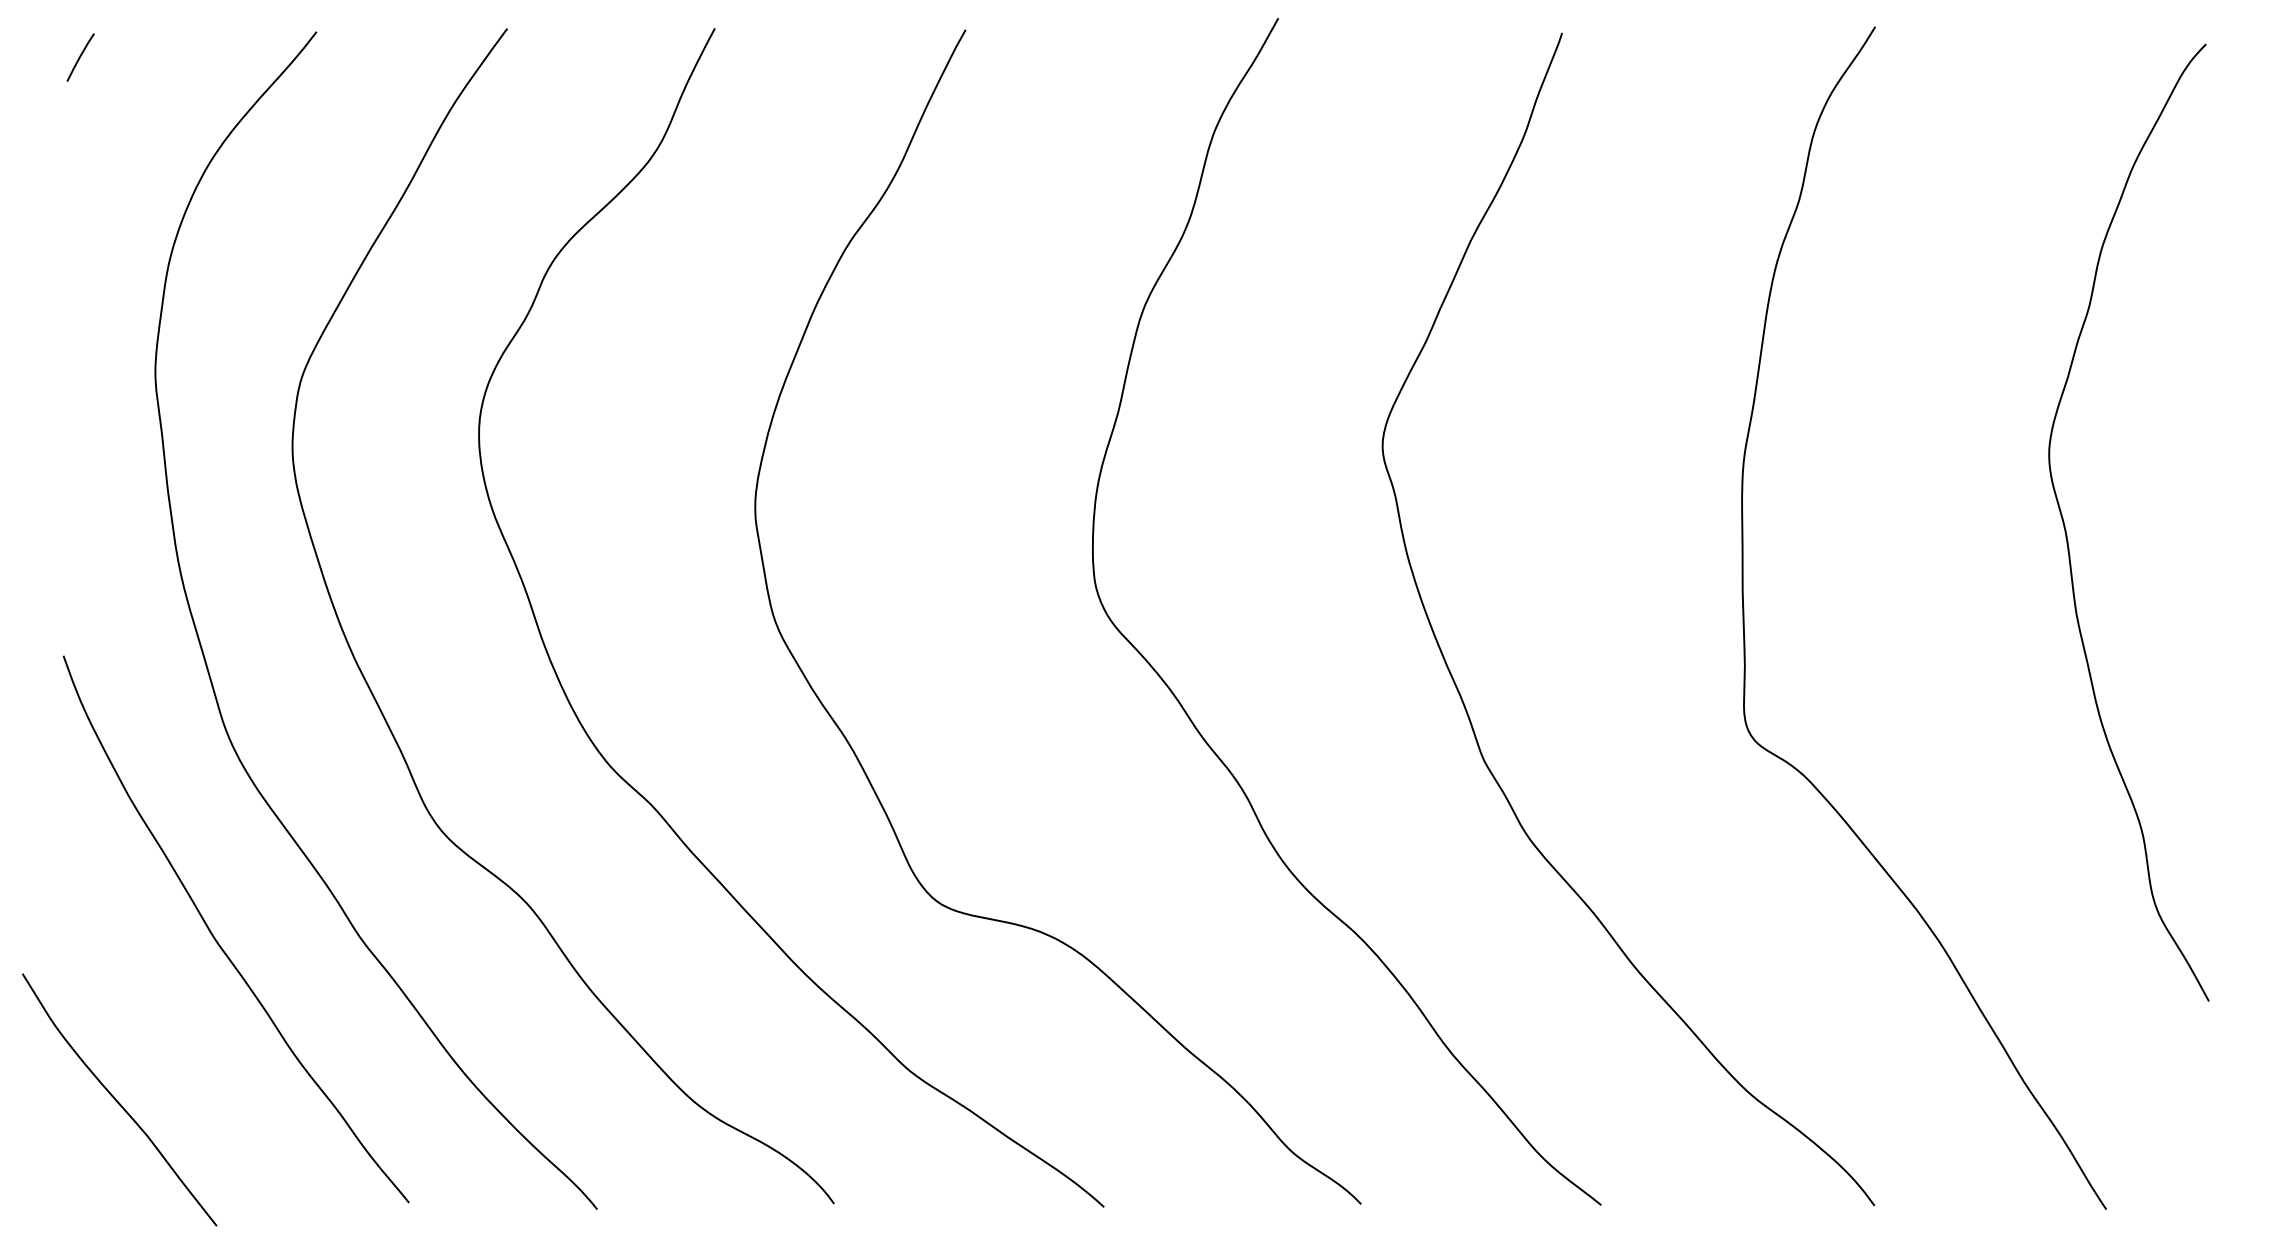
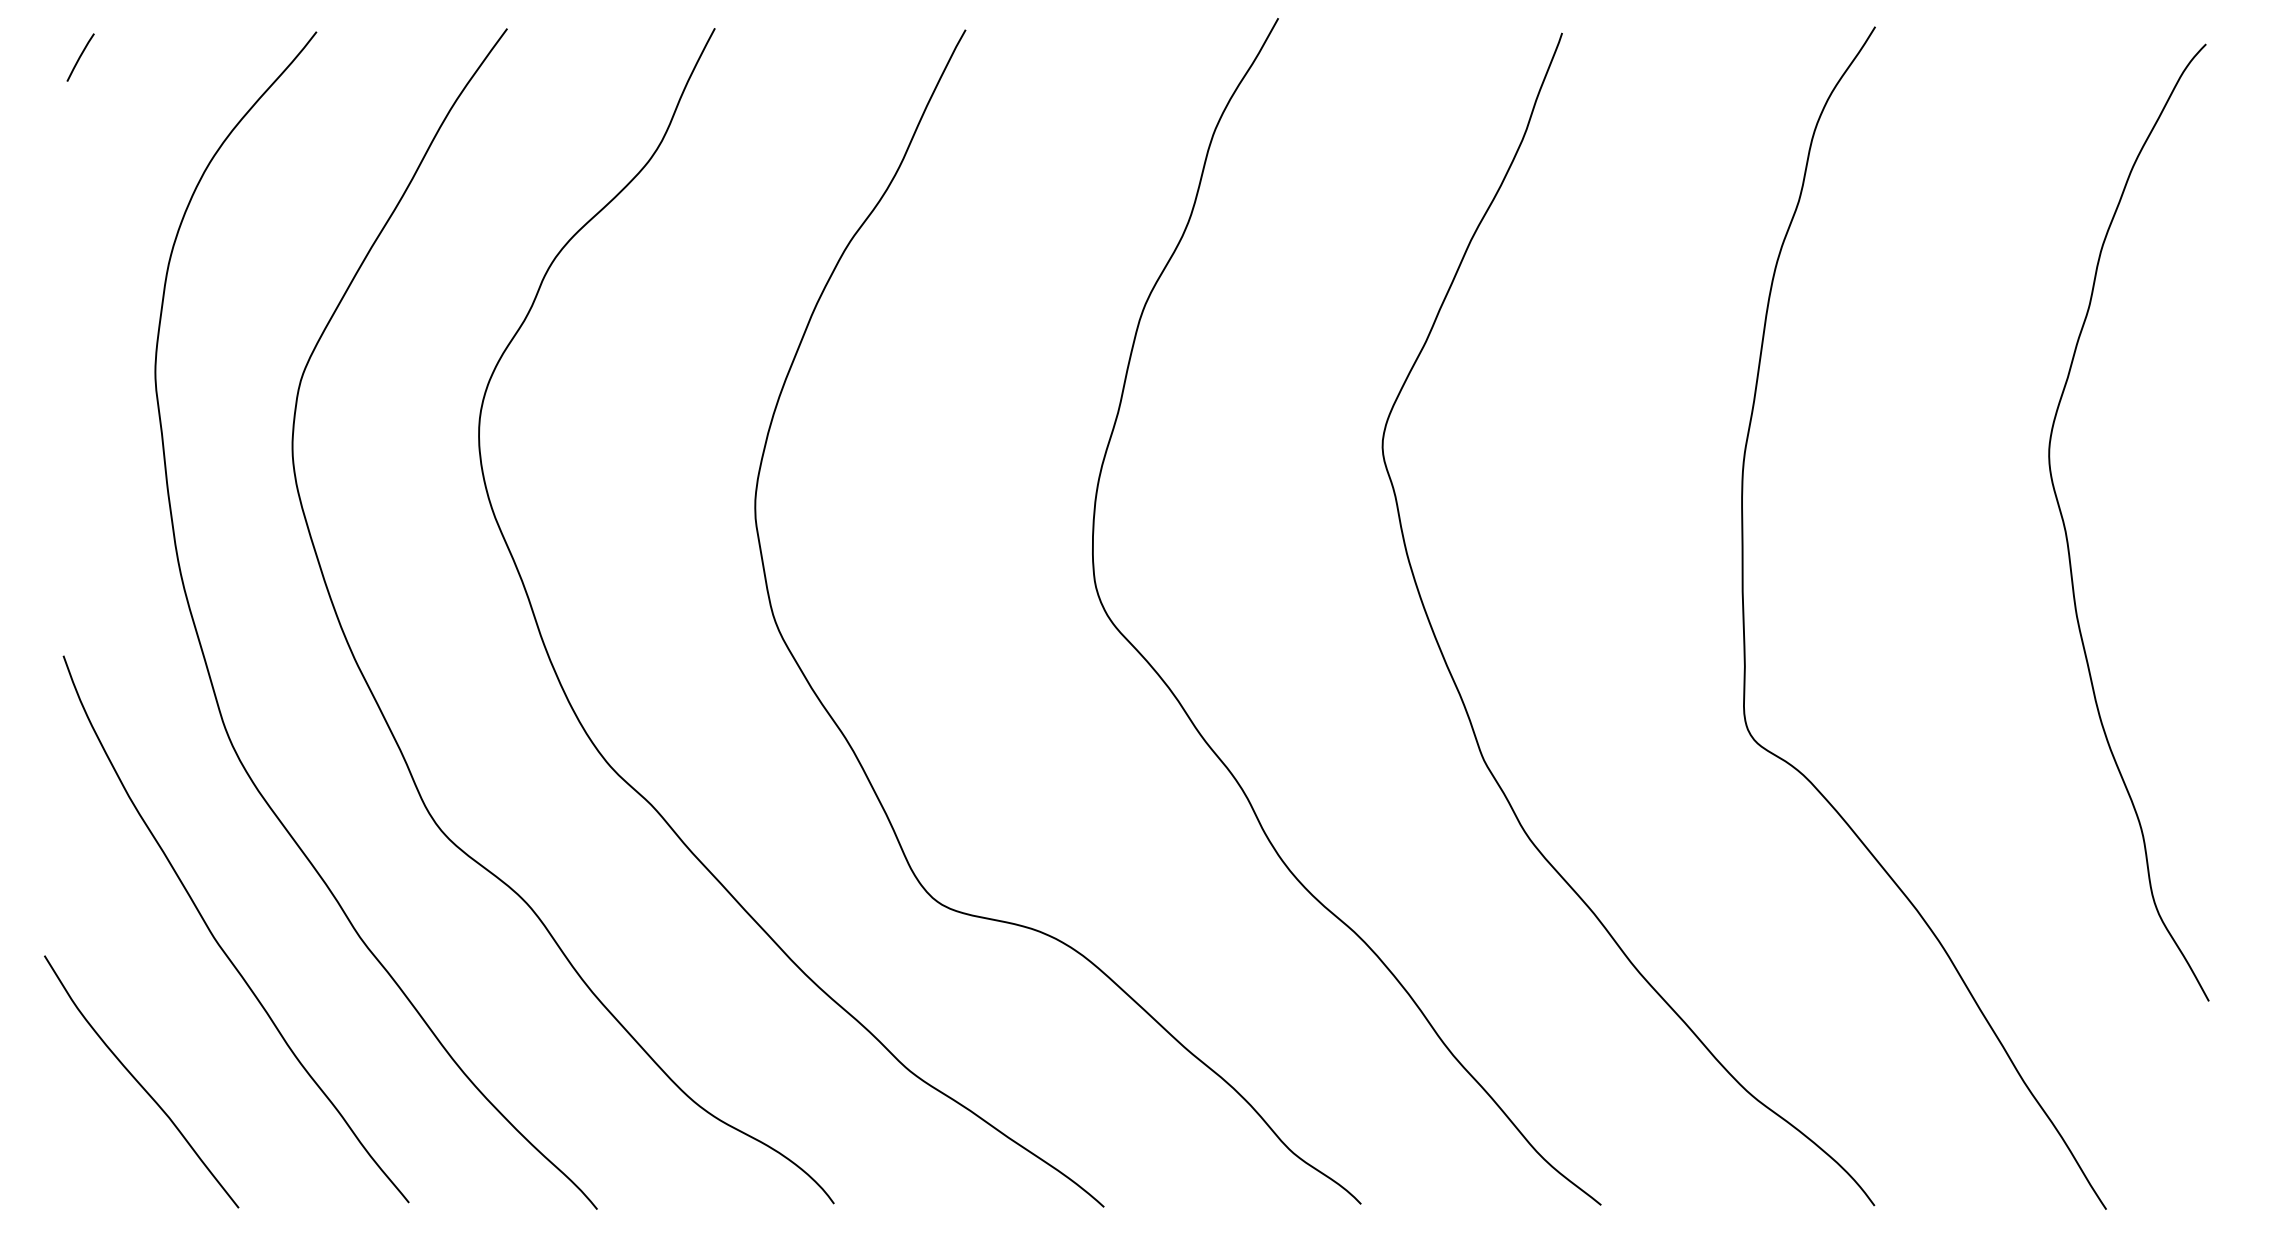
curve position: (117, 1100) -> (139, 1082) (139, 1082)
